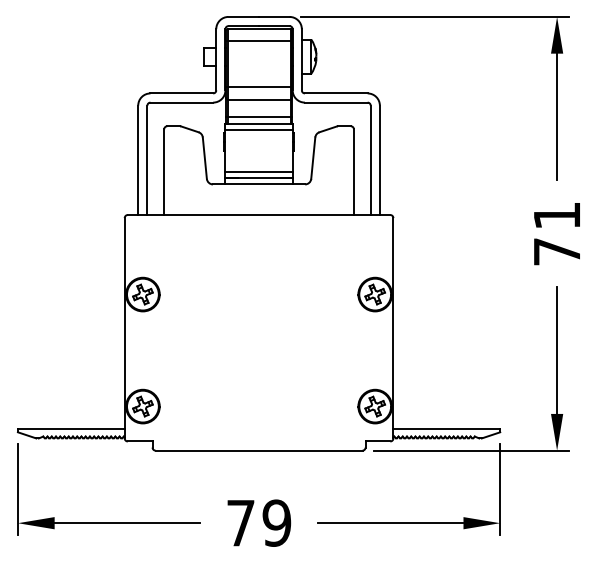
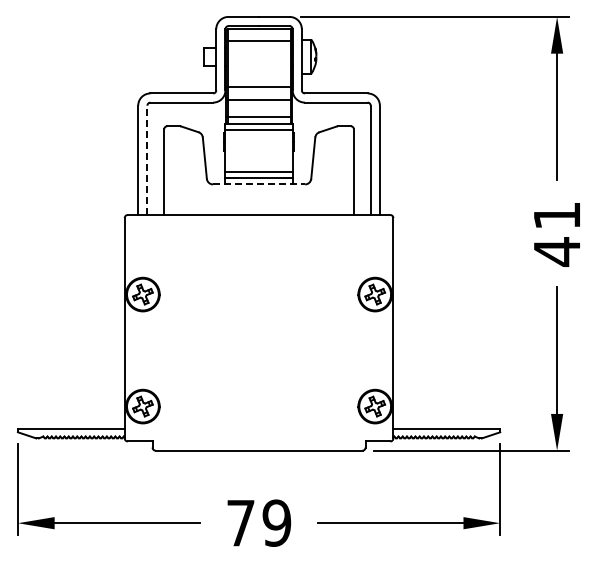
line: solid -> dashed (147, 160)
line: solid -> dashed (259, 184)
text: 71 -> 41 (556, 251)
